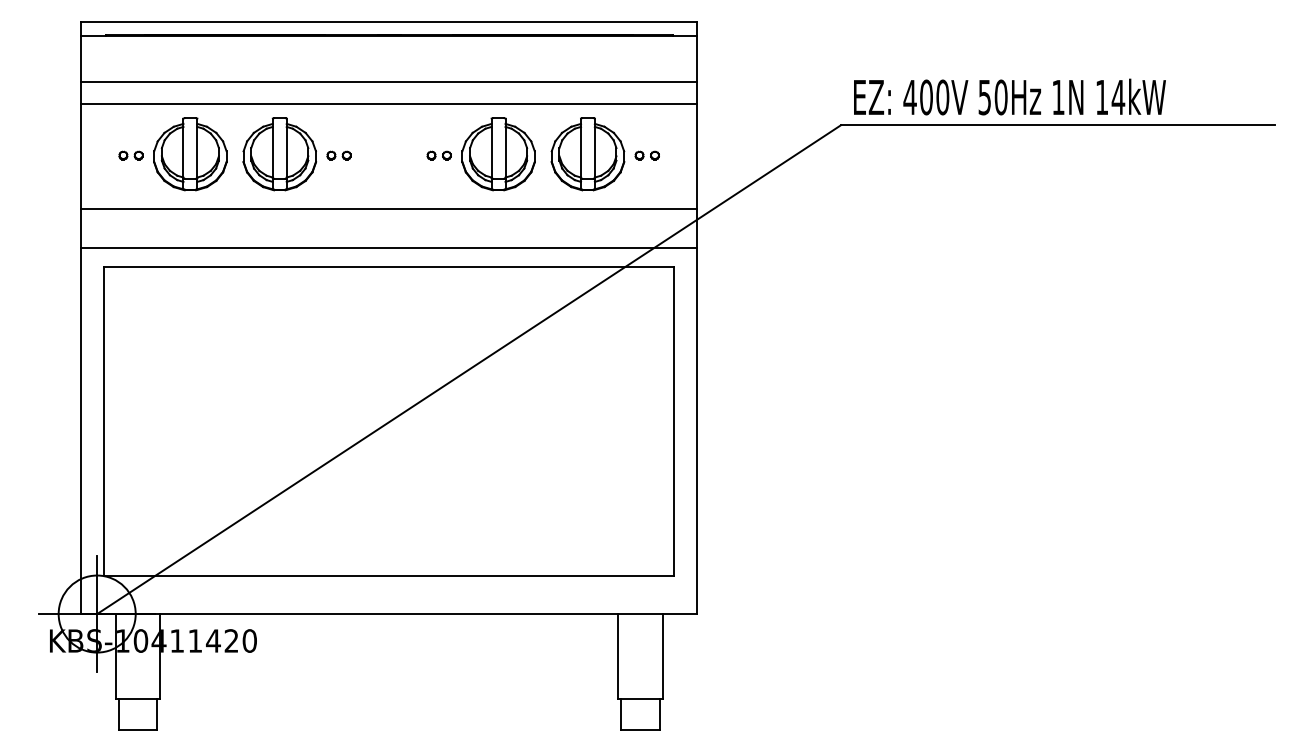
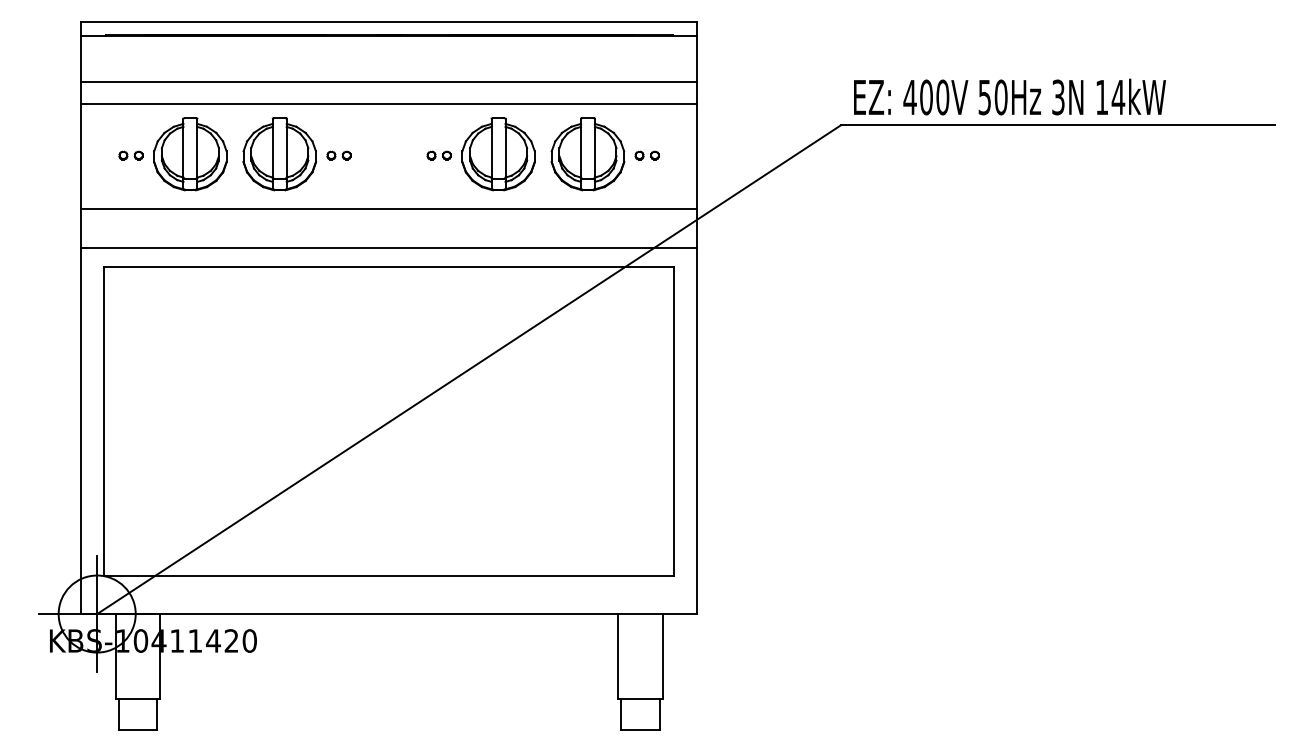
text: 1N -> 3N (1058, 97)
